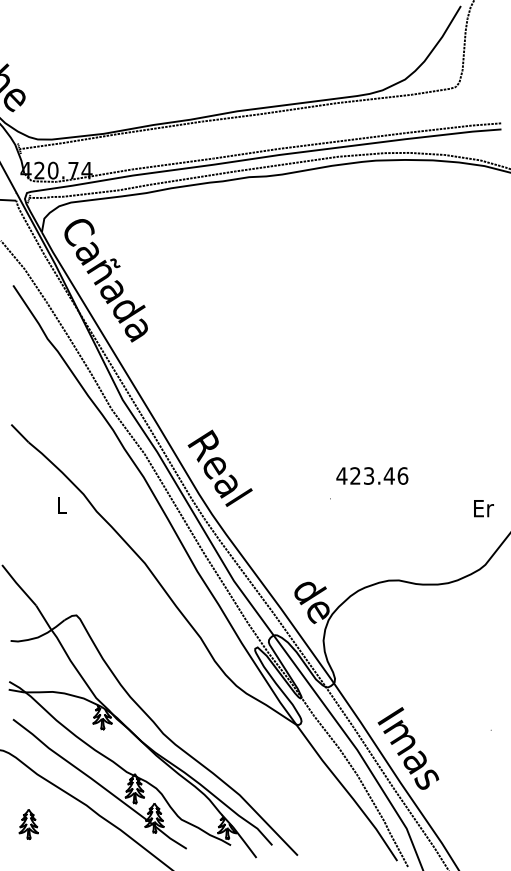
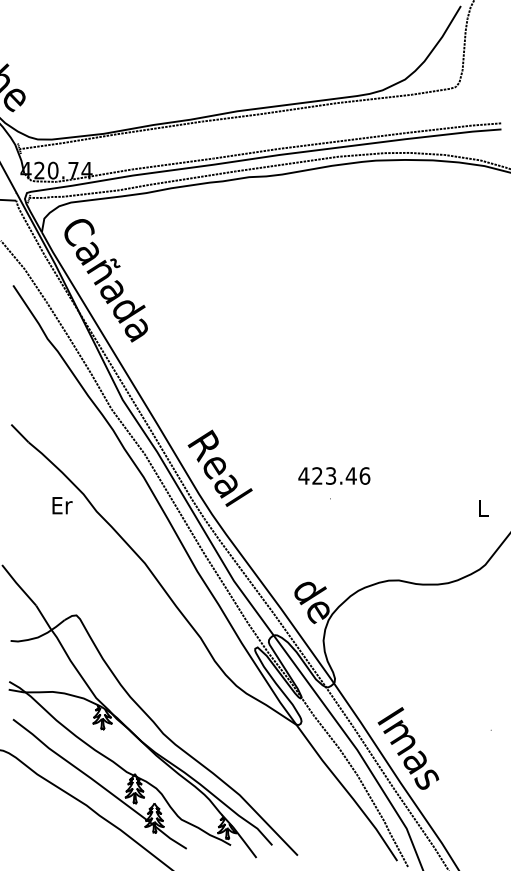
text position: (372, 475) -> (334, 475) (334, 475)
text: L -> Er (62, 505)
text: Er -> L (483, 508)
part: present -> none (28, 824)
